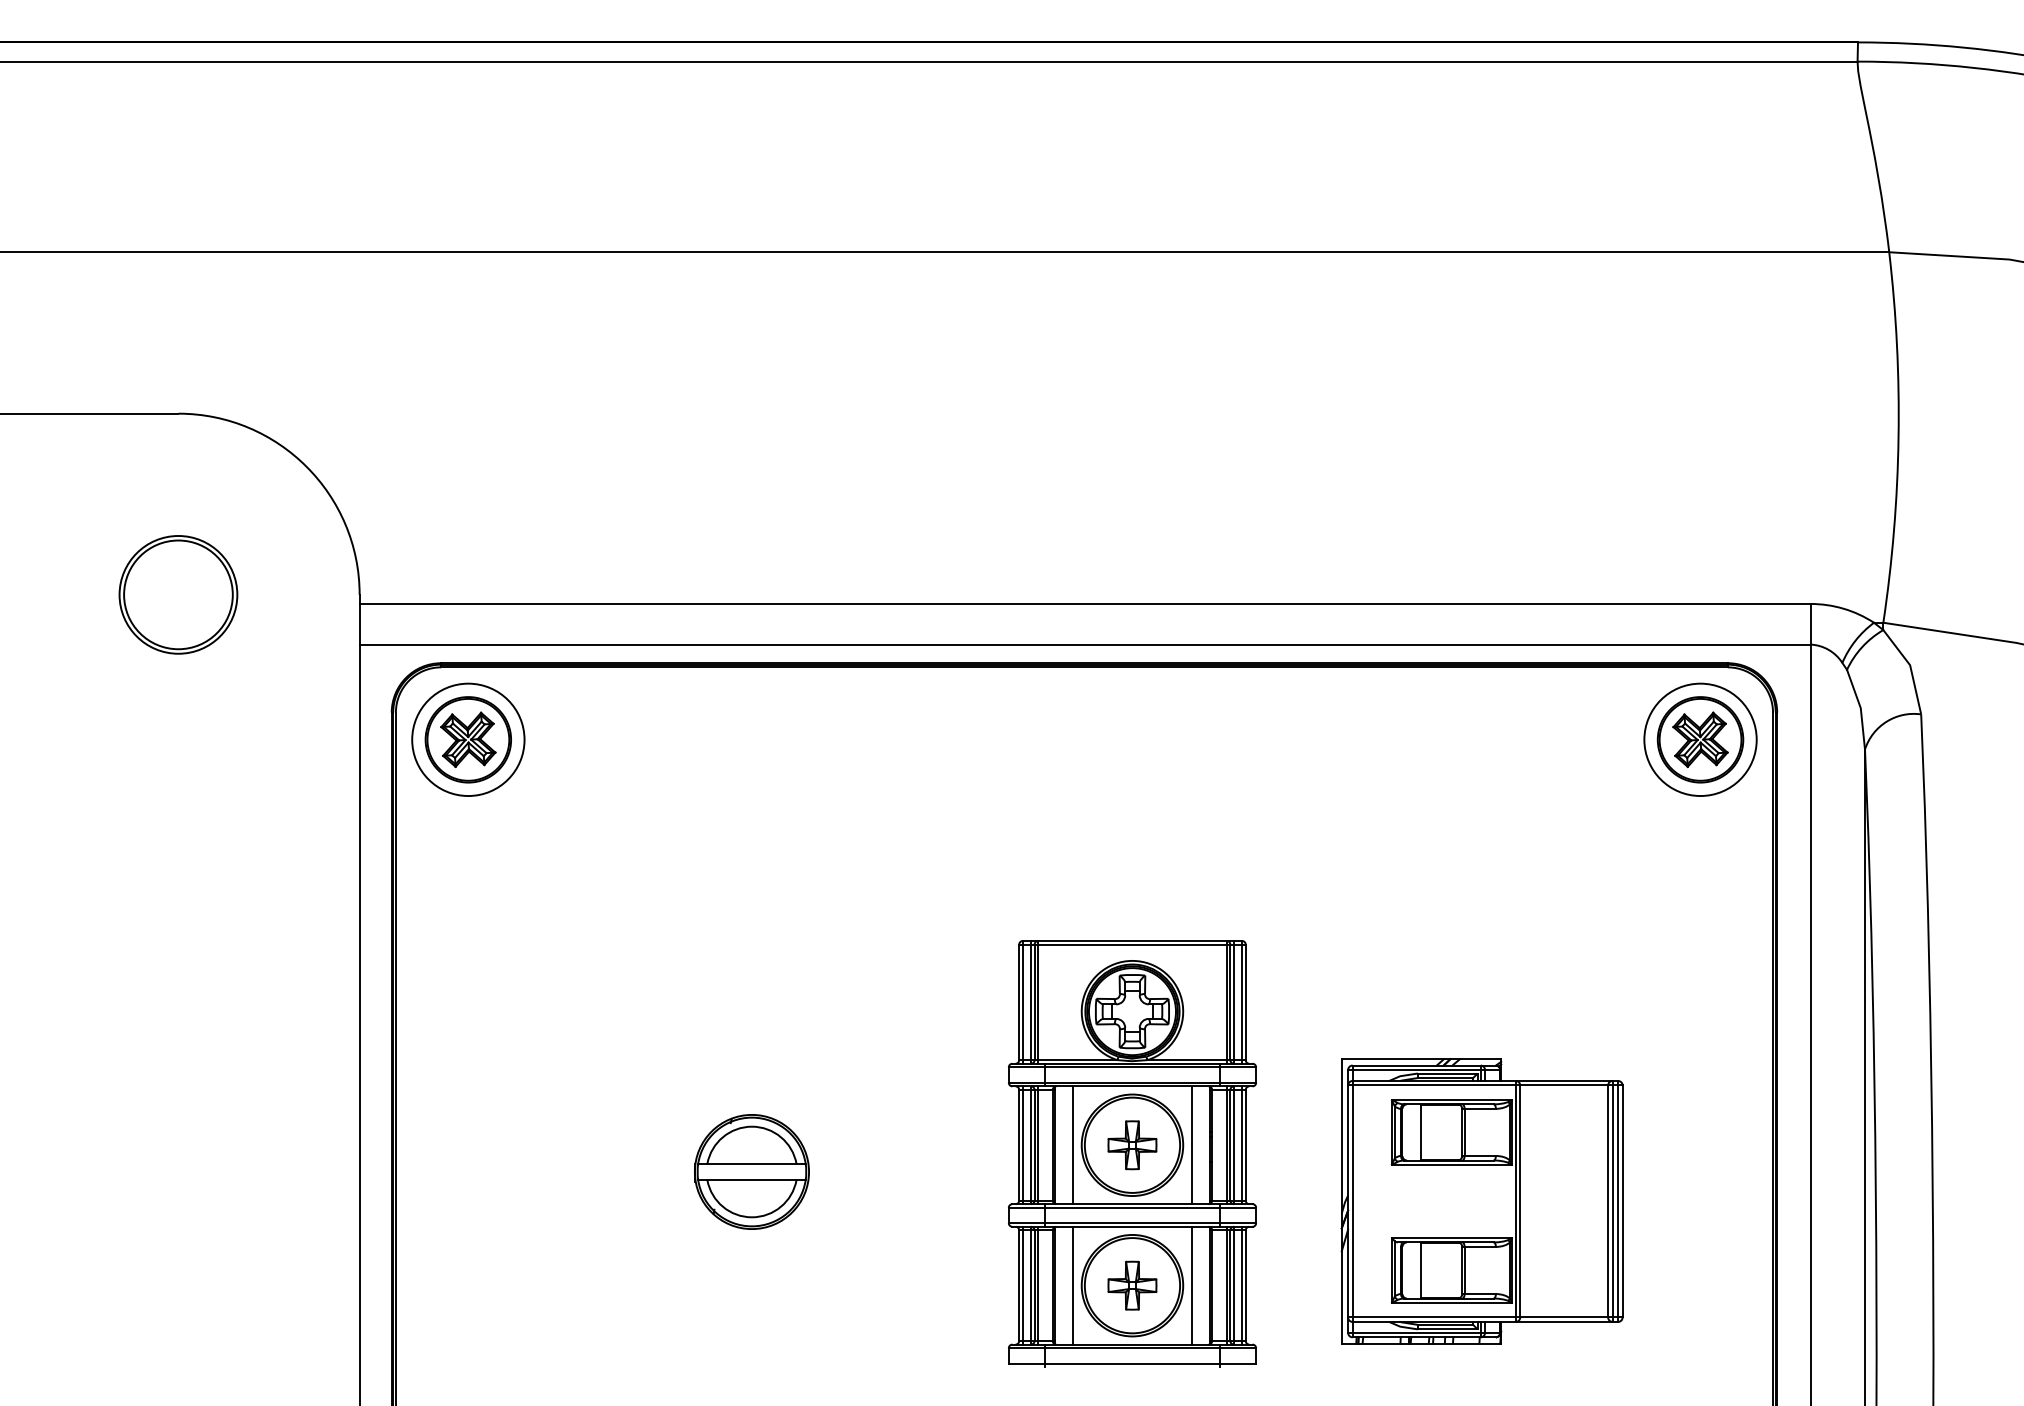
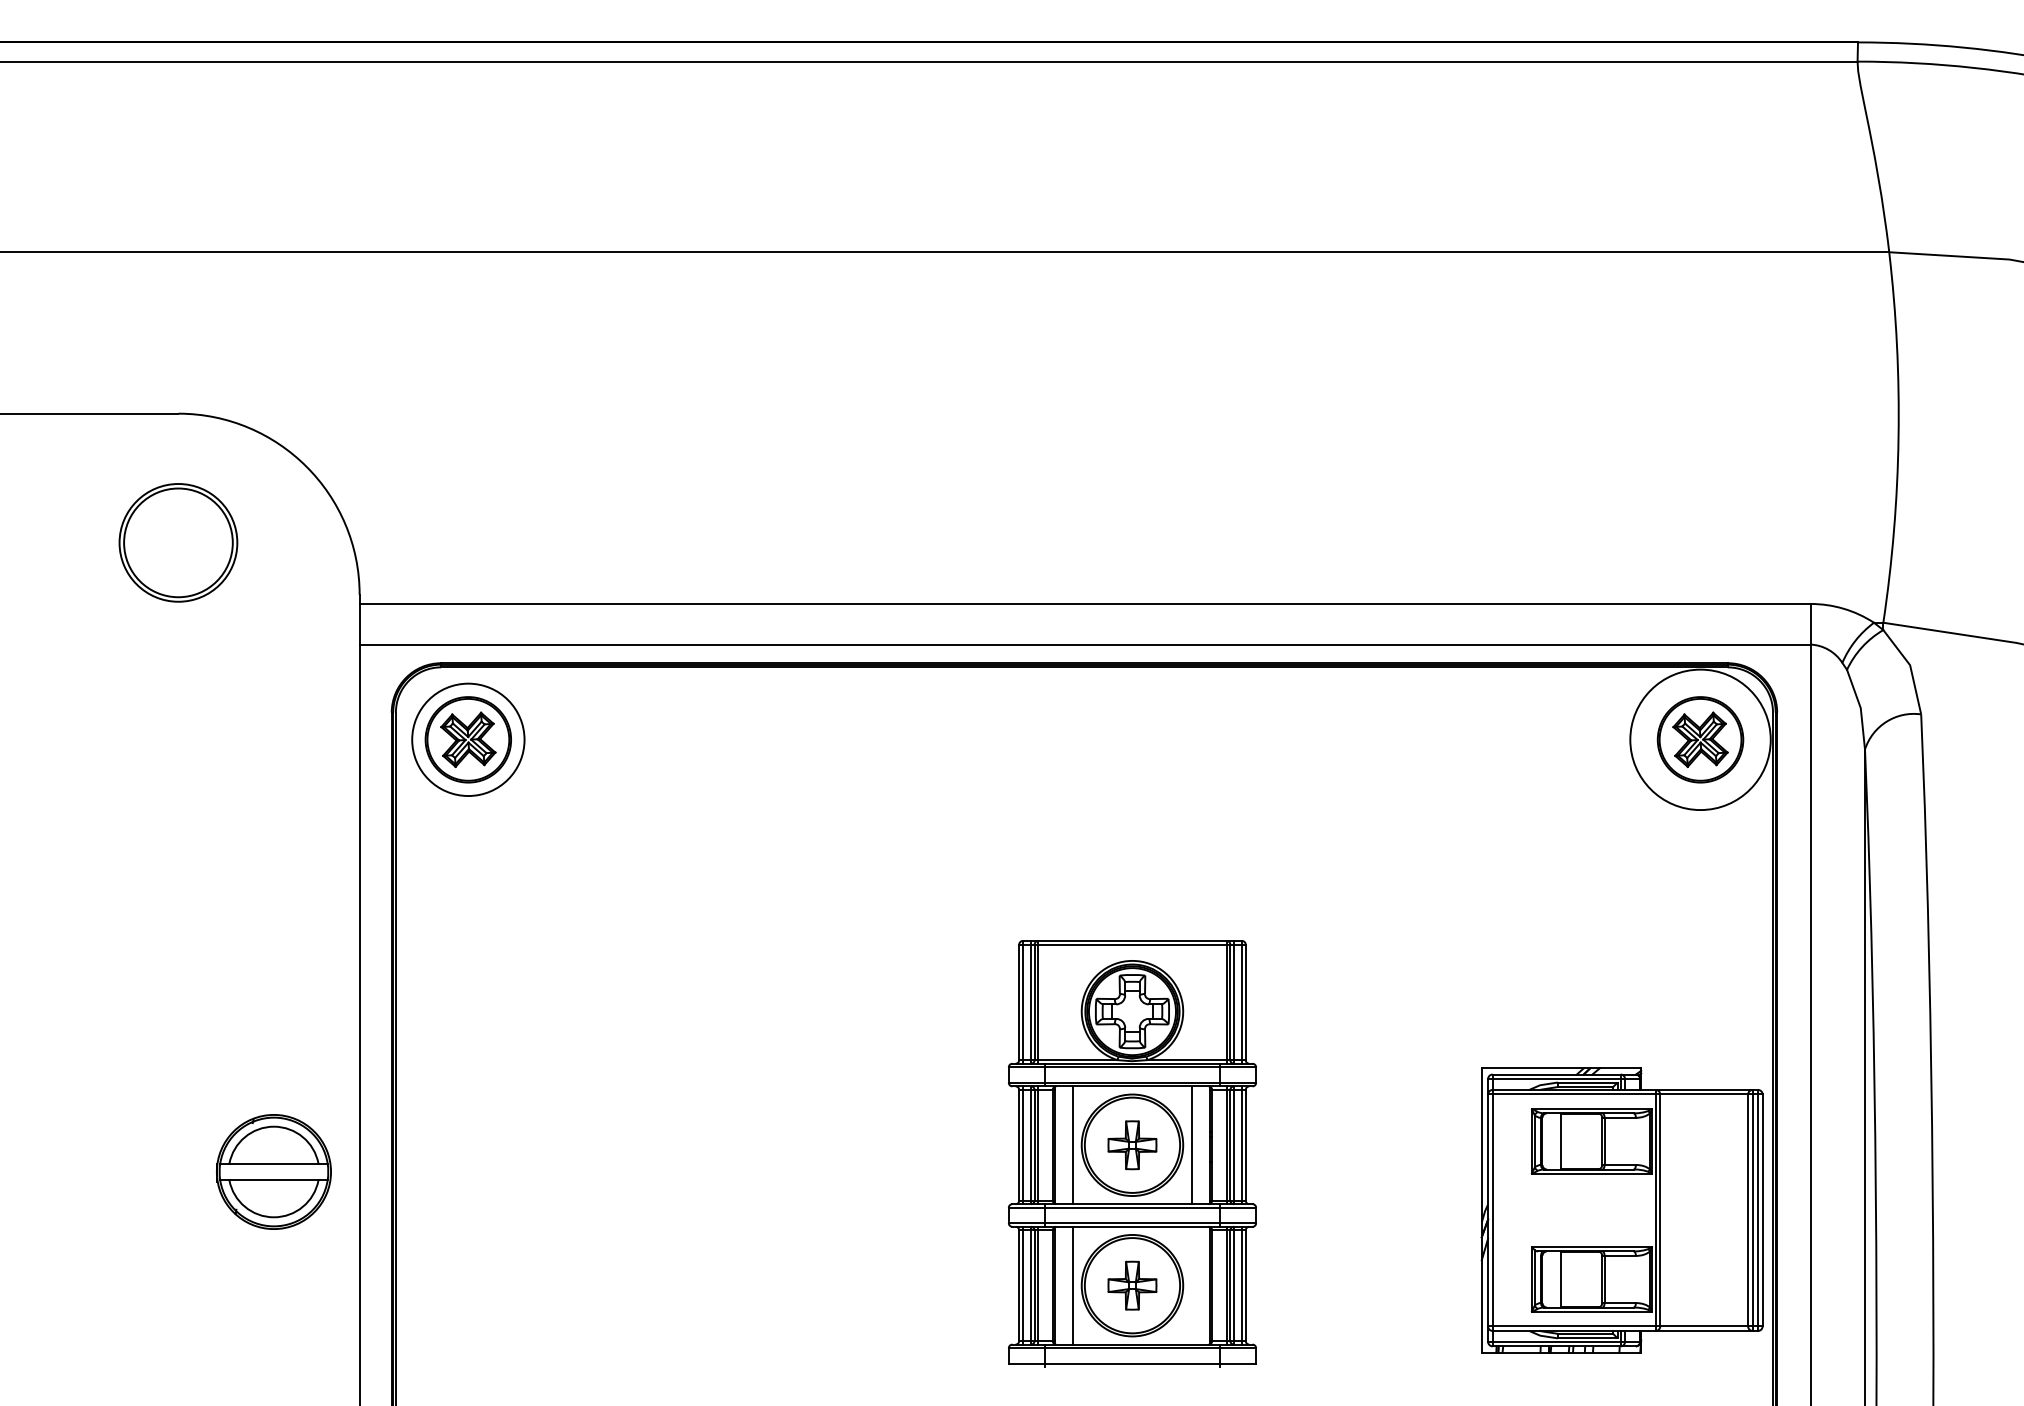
part position: (178, 594) -> (178, 542) (178, 542)
circle diameter: 112 px -> 140 px (1700, 739)
part position: (751, 1171) -> (273, 1171) (273, 1171)
part position: (1481, 1201) -> (1621, 1210) (1621, 1210)
line: present -> none (1192, 1285)
